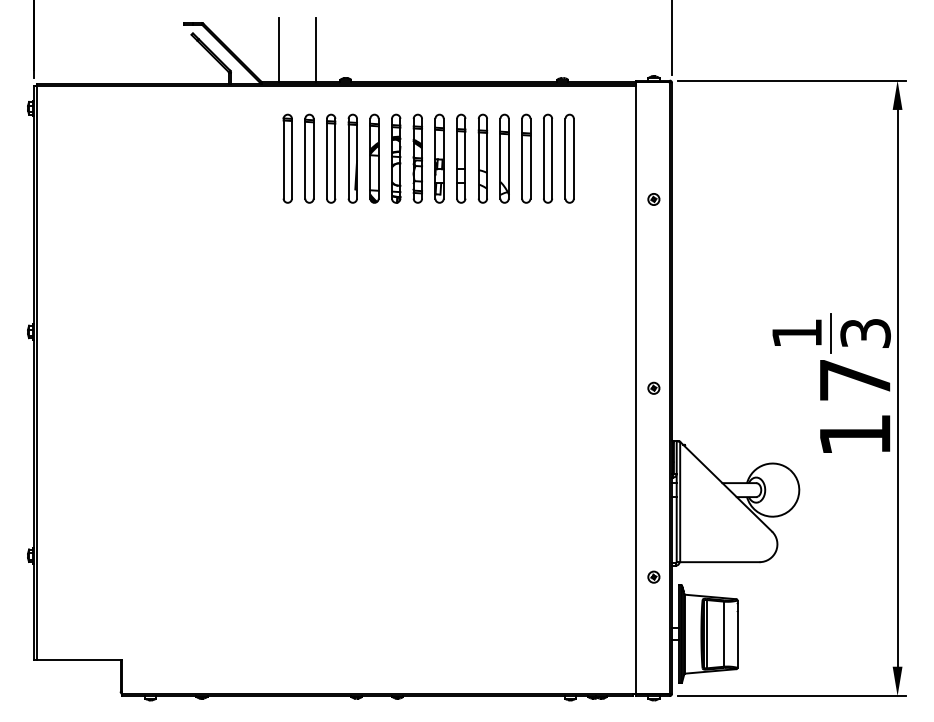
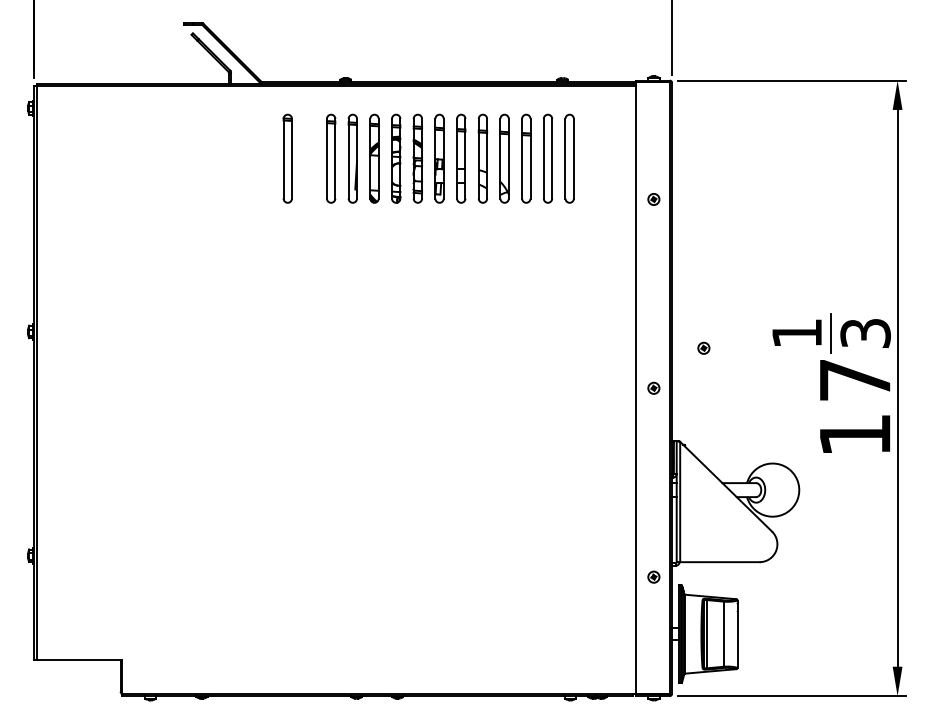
line: present -> none (278, 49)
line: present -> none (315, 49)
part: present -> none (309, 158)
part: none -> present (703, 347)
